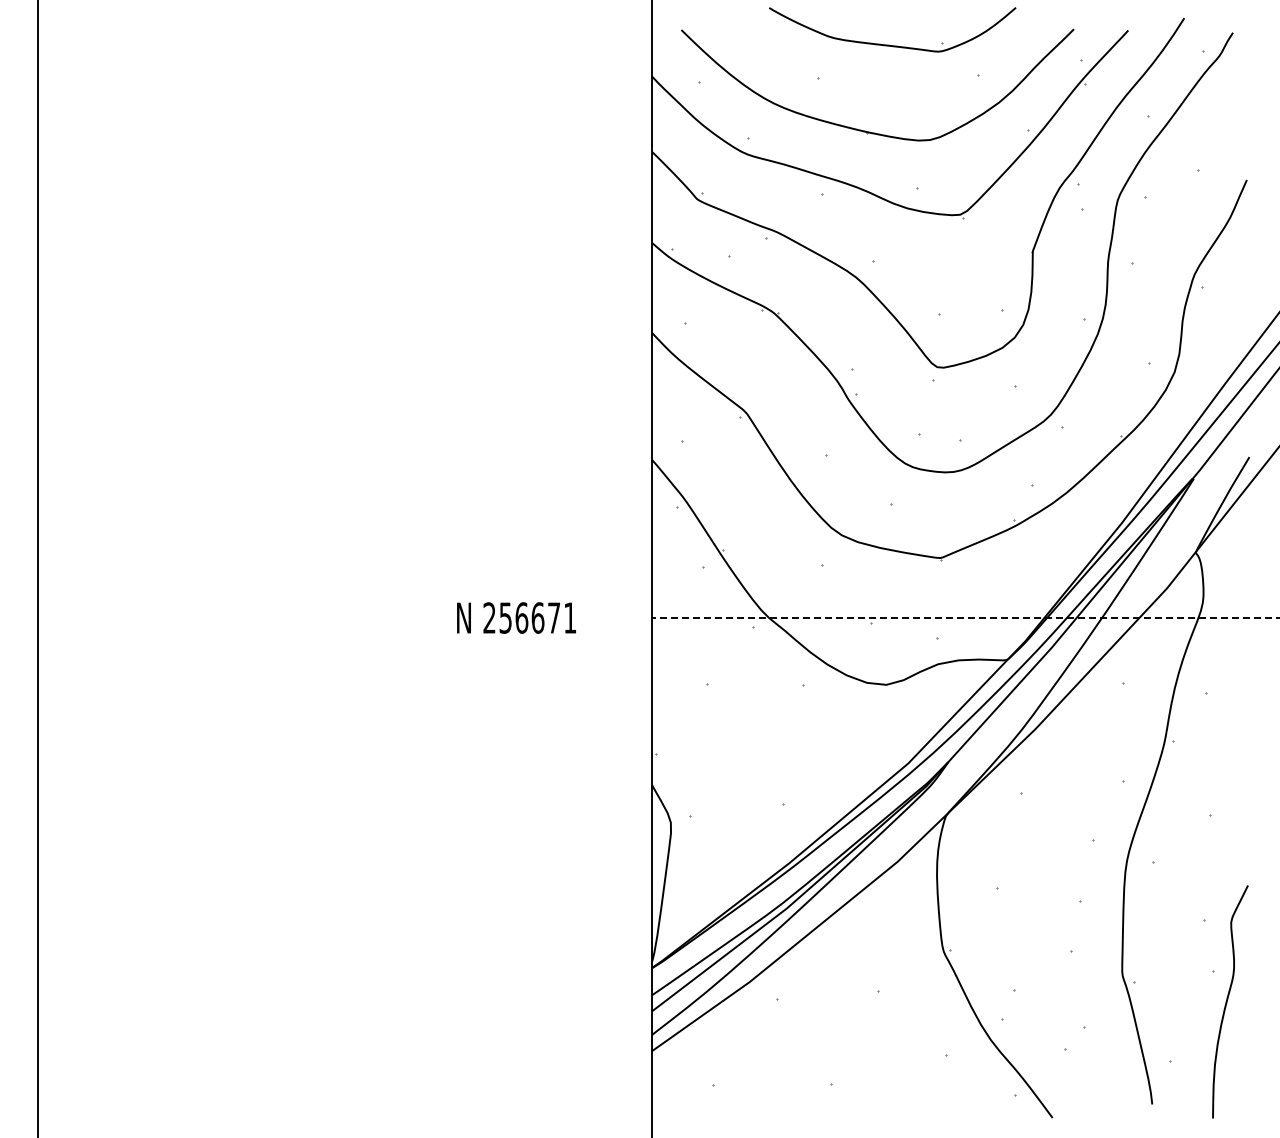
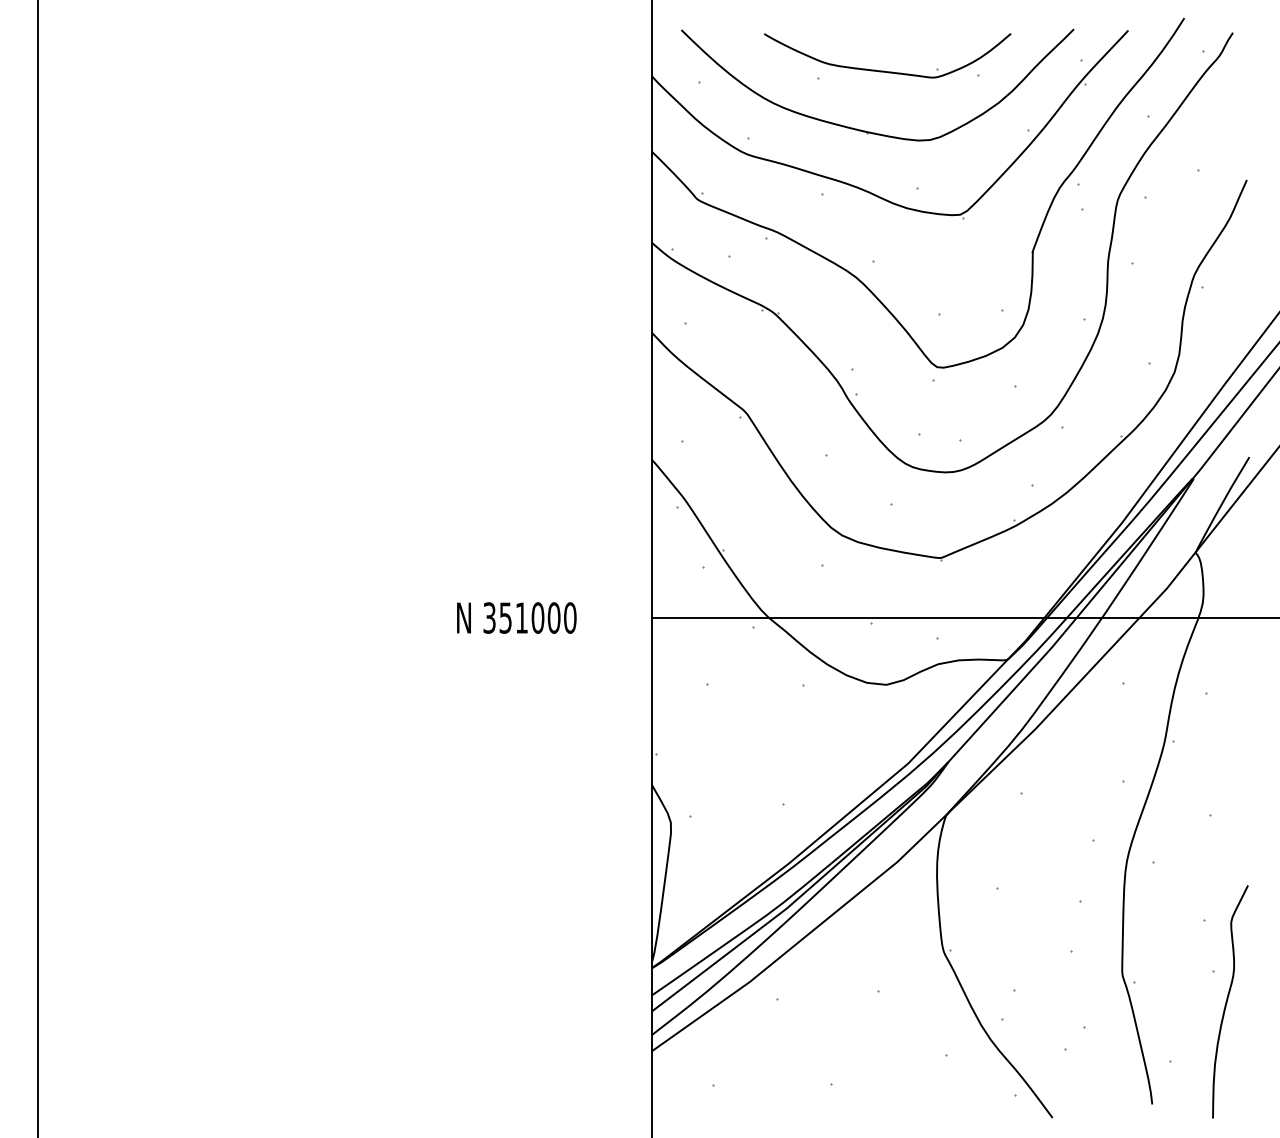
part position: (889, 44) -> (884, 70) (884, 70)
text: 256671 -> 351000 (529, 617)
line: dashed -> solid (965, 618)
